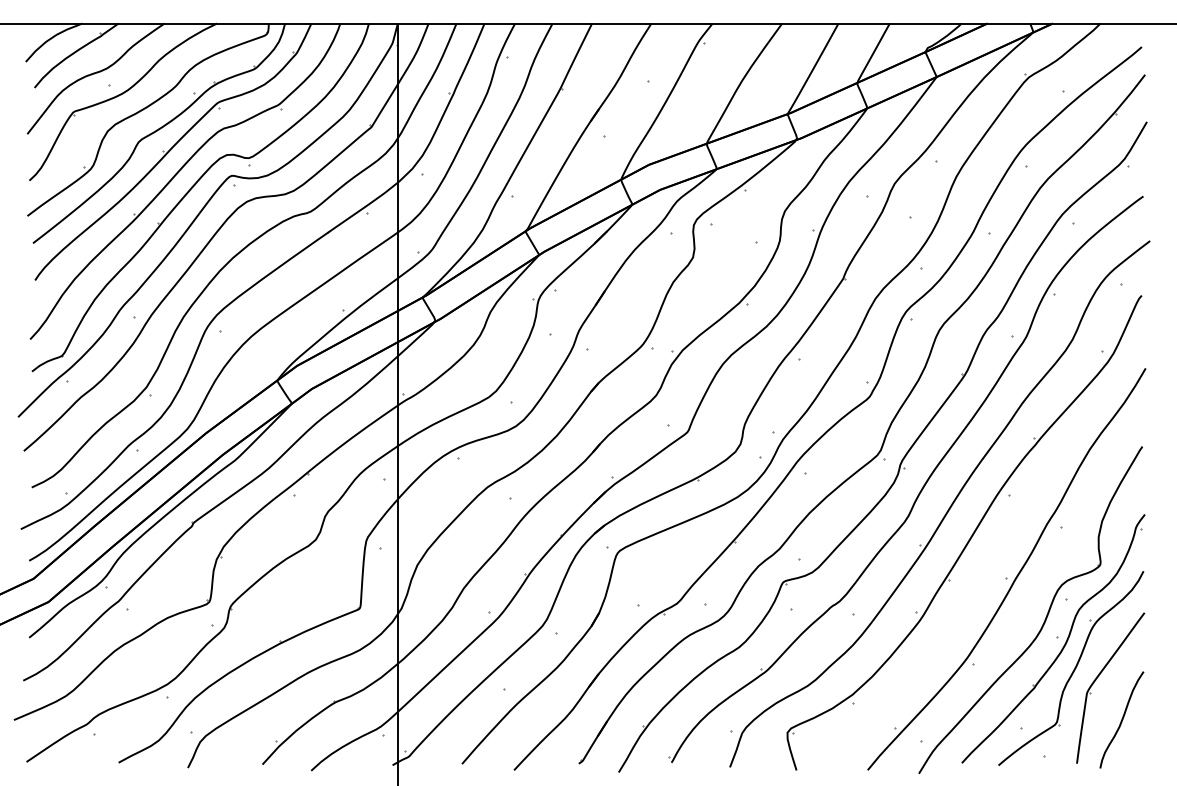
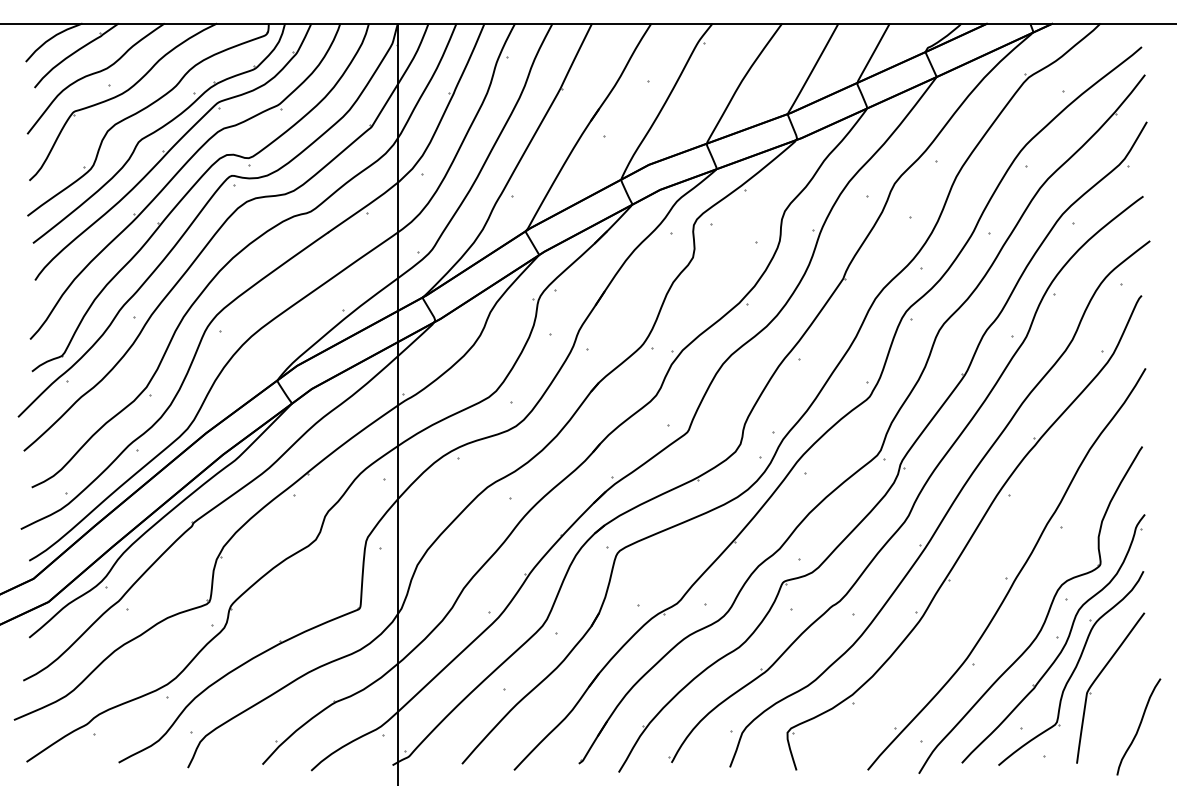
curve position: (1121, 719) -> (1138, 726) (1138, 726)
